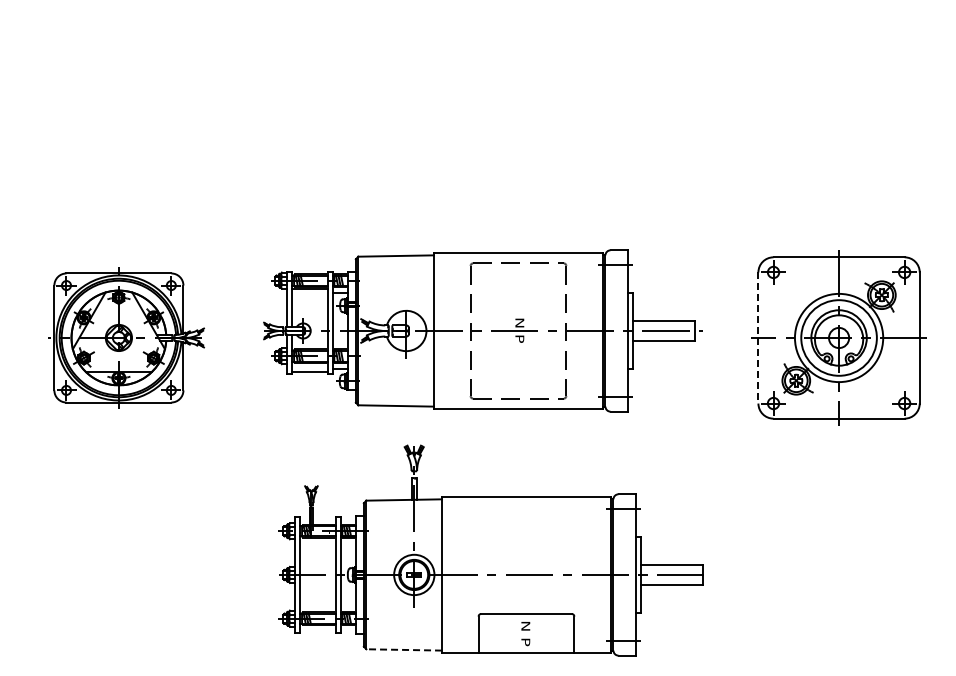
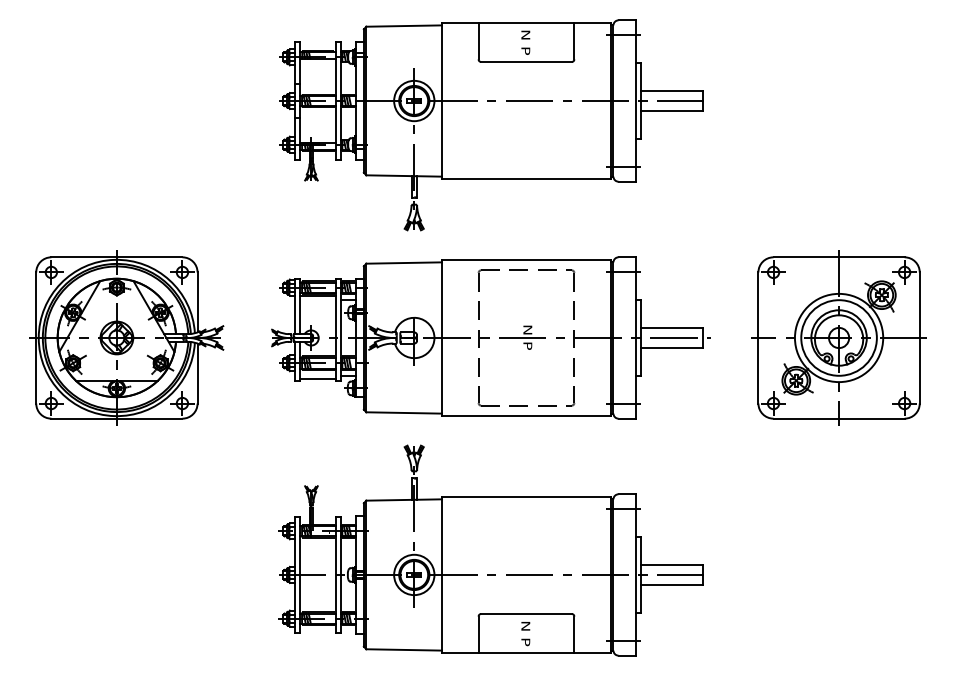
part: none -> present (491, 125)
part position: (482, 330) -> (490, 337) (490, 337)
part size: 157x142 px -> 196x176 px (126, 337)
line: dashed -> solid (758, 337)
line: dashed -> solid (404, 649)
